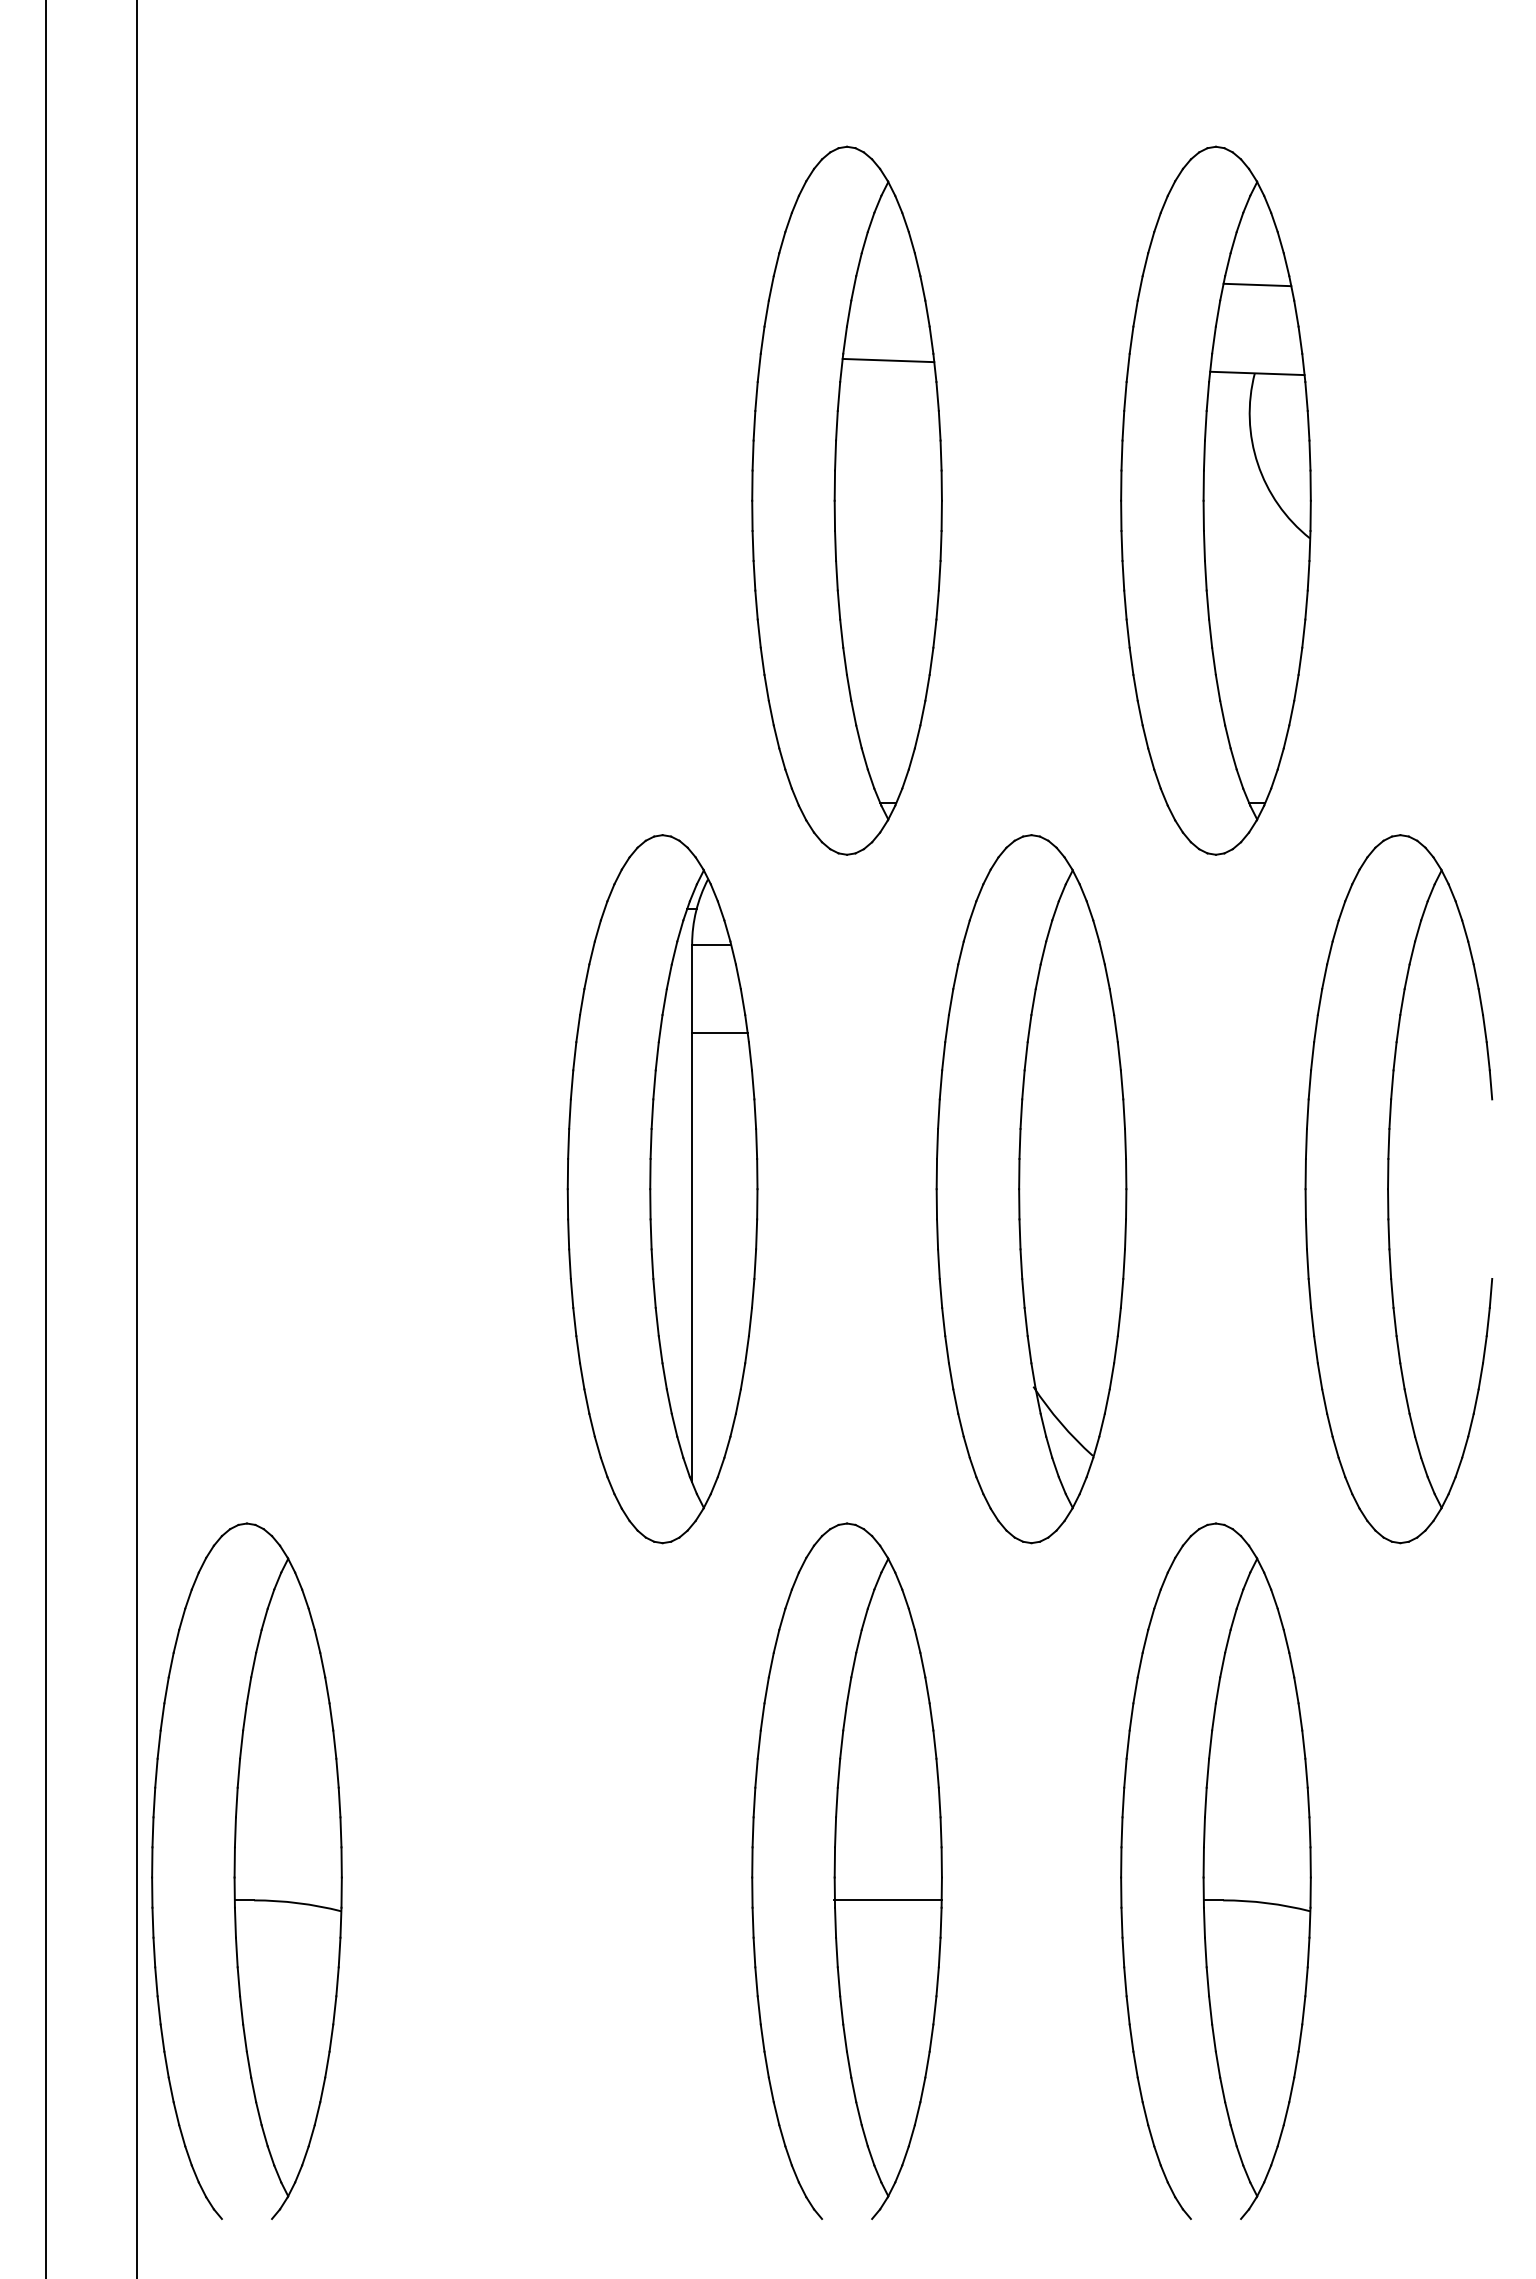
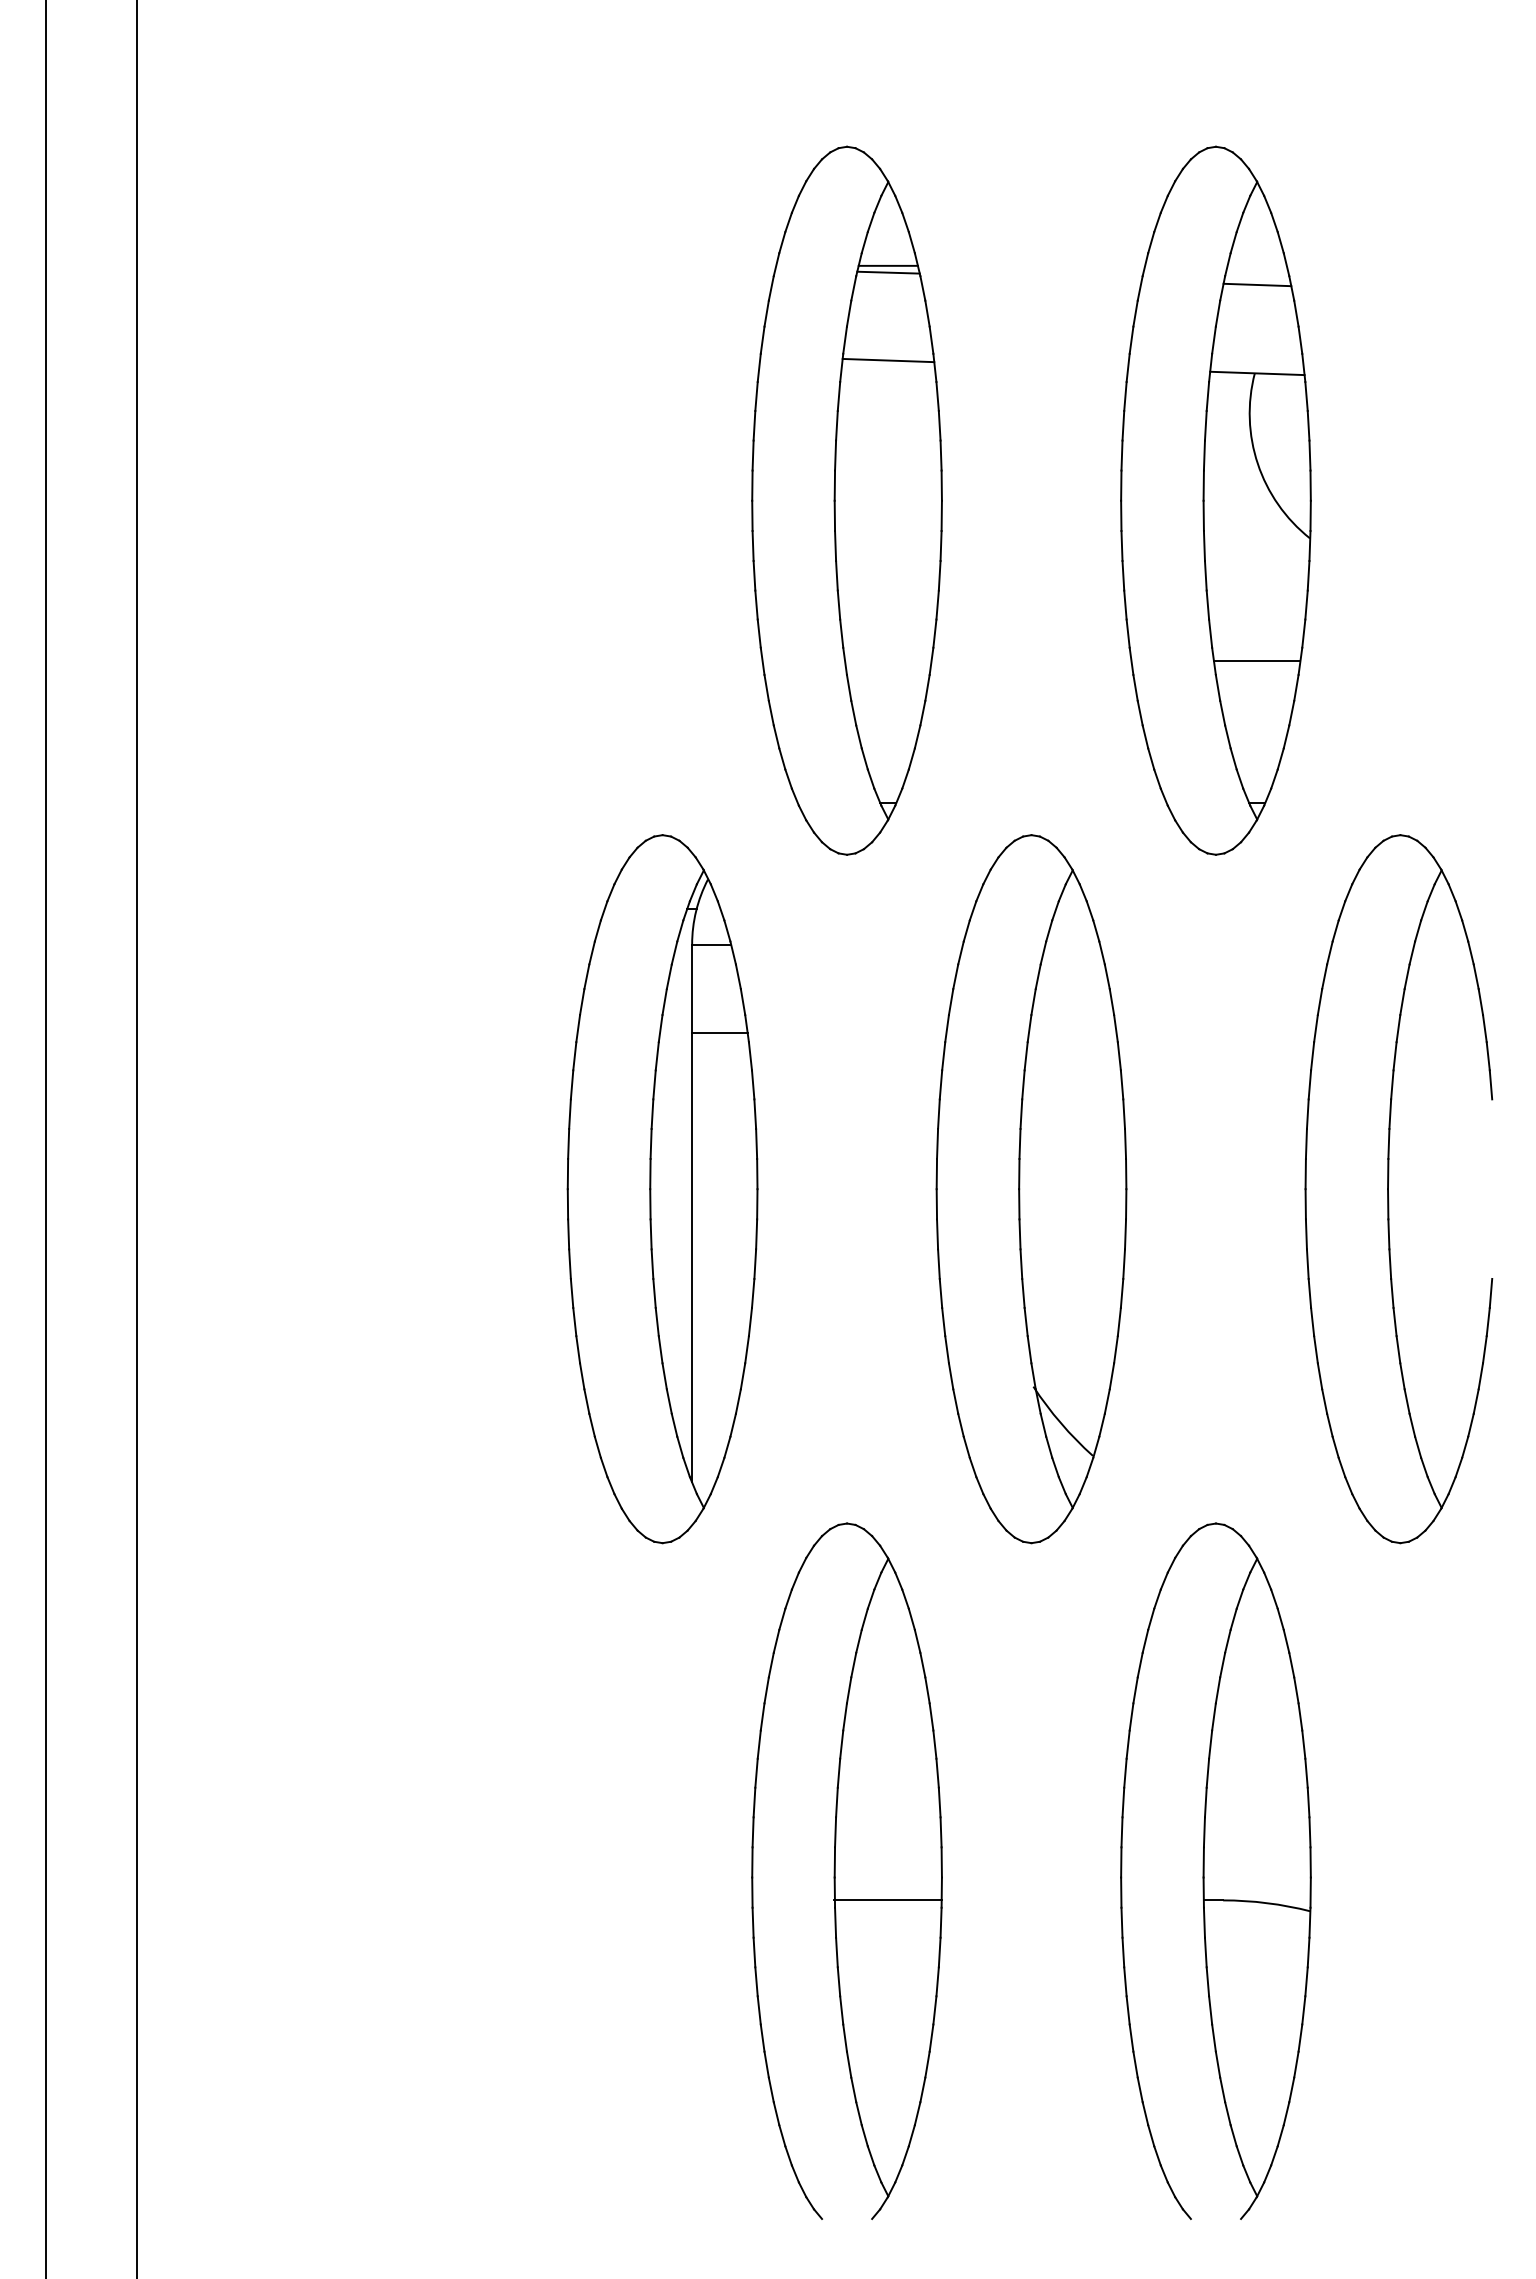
line: none -> present (887, 265)
line: none -> present (888, 272)
line: none -> present (1257, 661)
part: present -> none (246, 1870)
